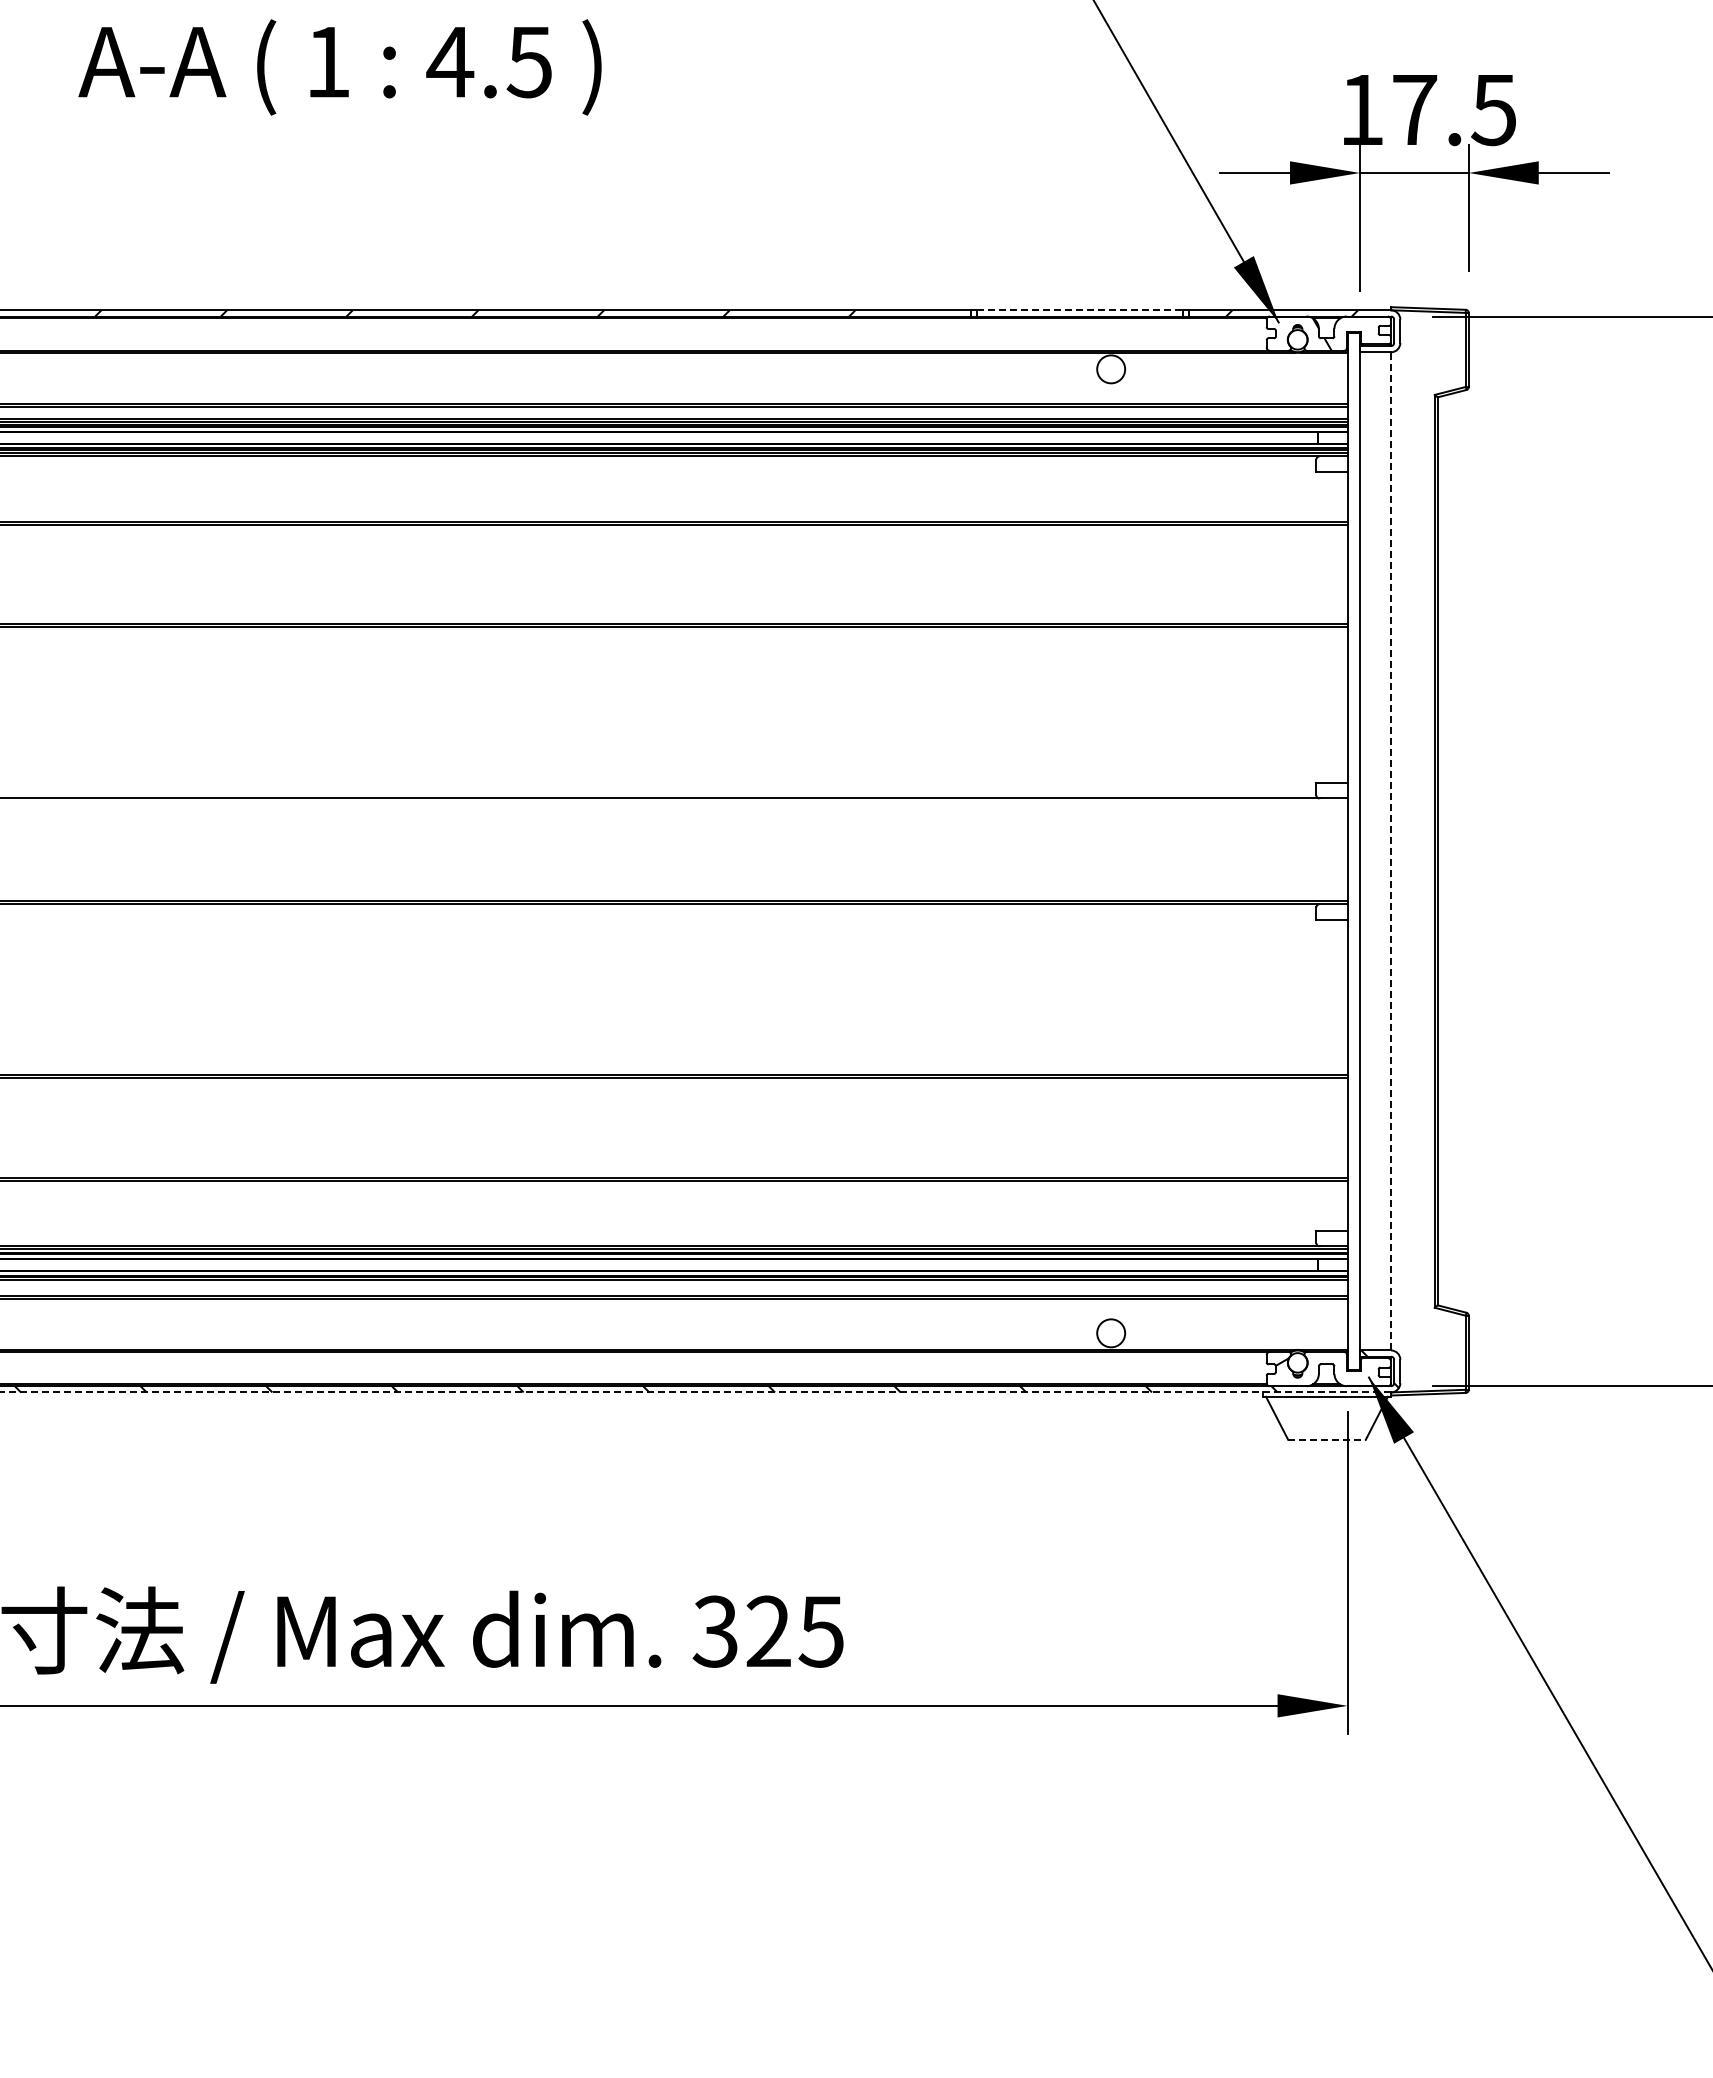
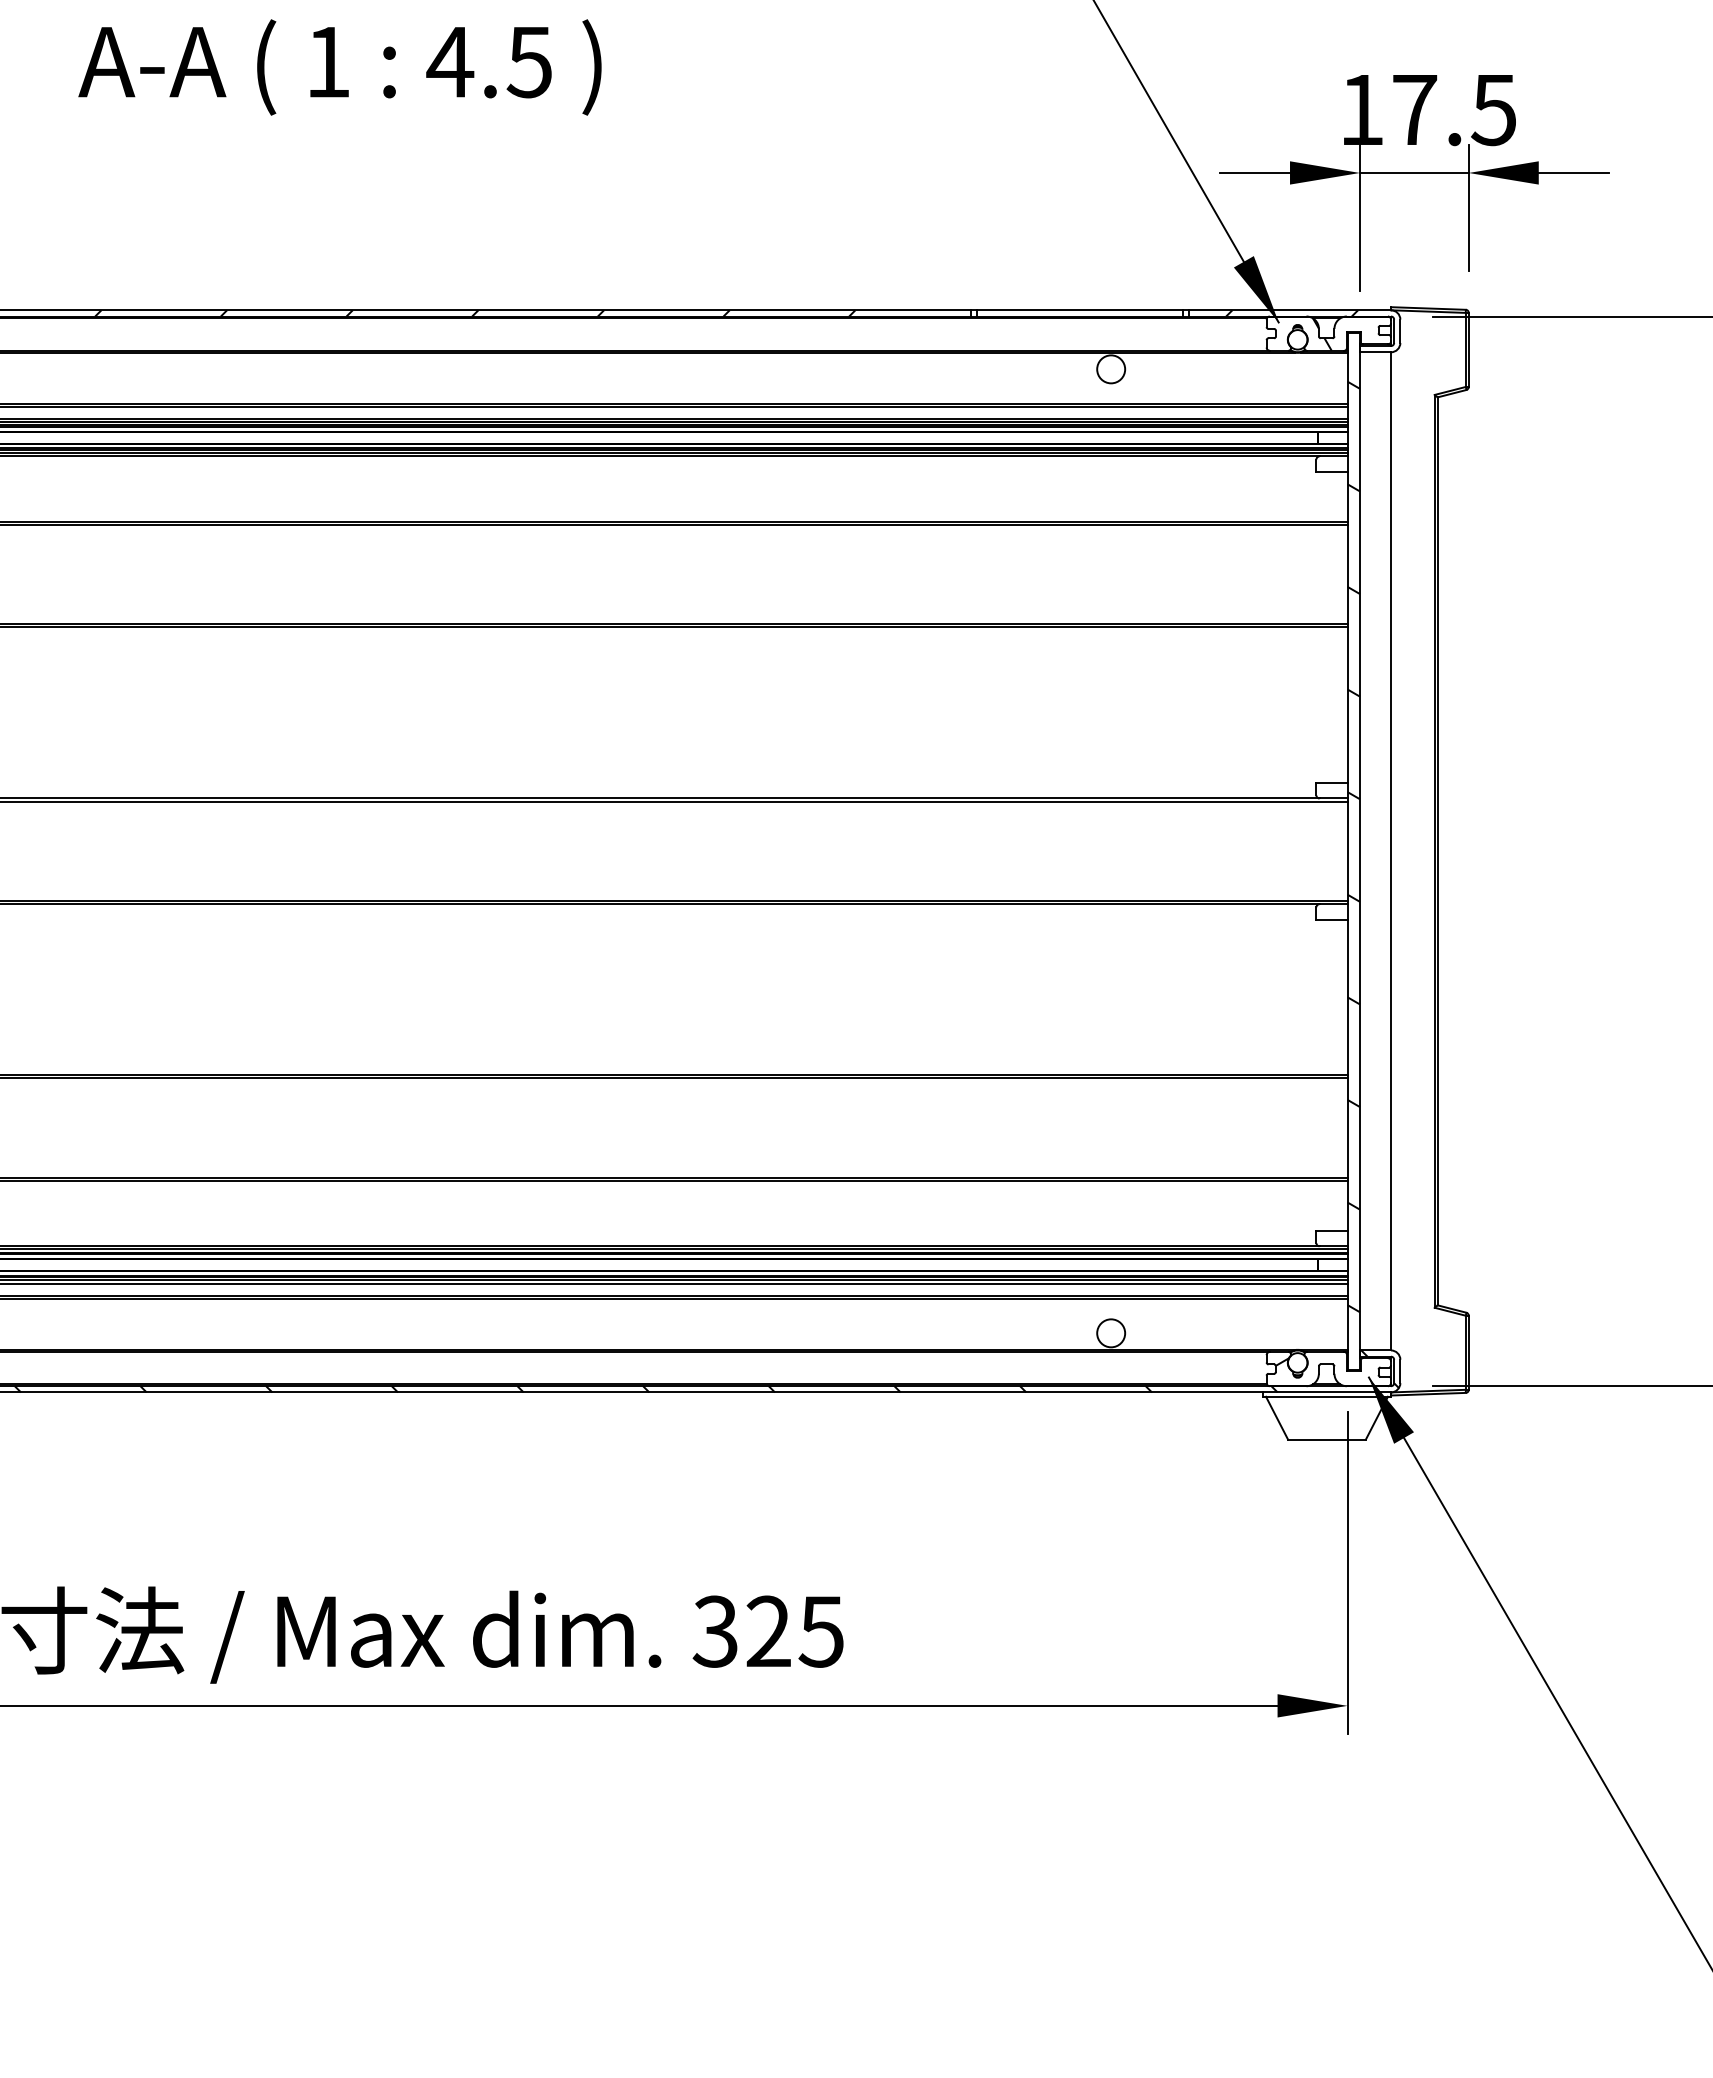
line: dashed -> solid (1080, 310)
line: none -> present (674, 801)
hatch: none -> present (1353, 846)
line: dashed -> solid (1391, 850)
line: none -> present (674, 1283)
line: dashed -> solid (696, 1392)
line: dashed -> solid (1326, 1439)
